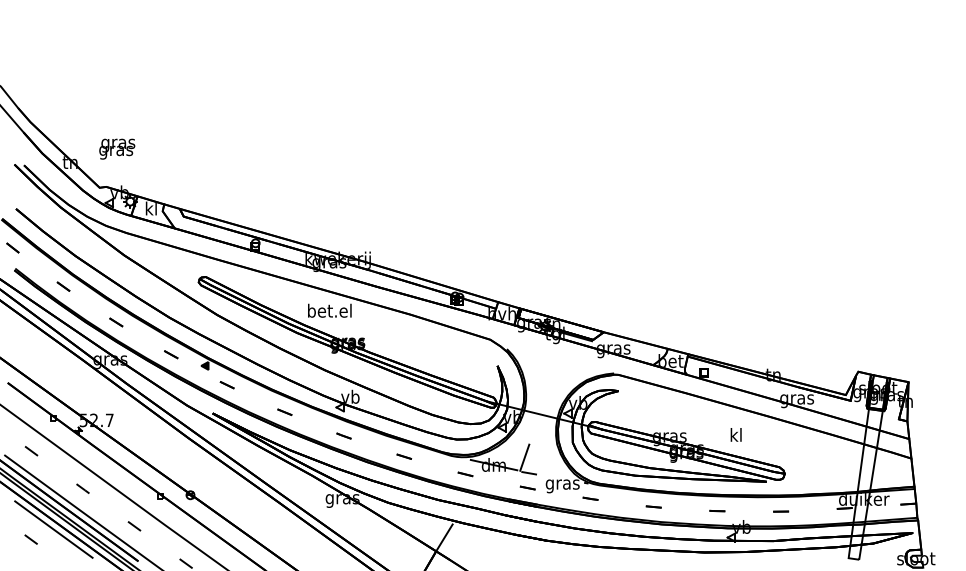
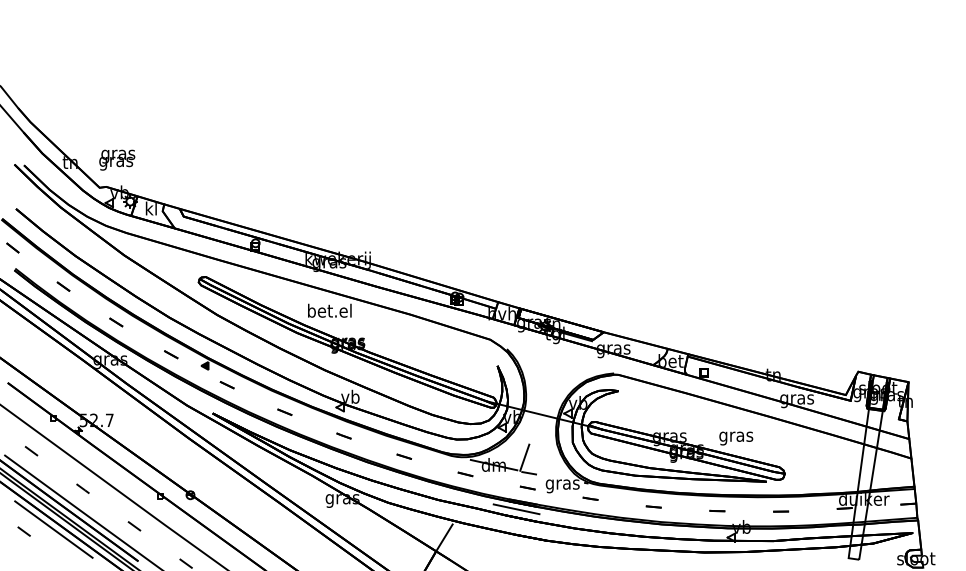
text position: (117, 148) -> (117, 159) (117, 159)
text: kl -> gras (736, 436)
line: none -> present (516, 509)
line position: (30, 539) -> (23, 531) (23, 531)
